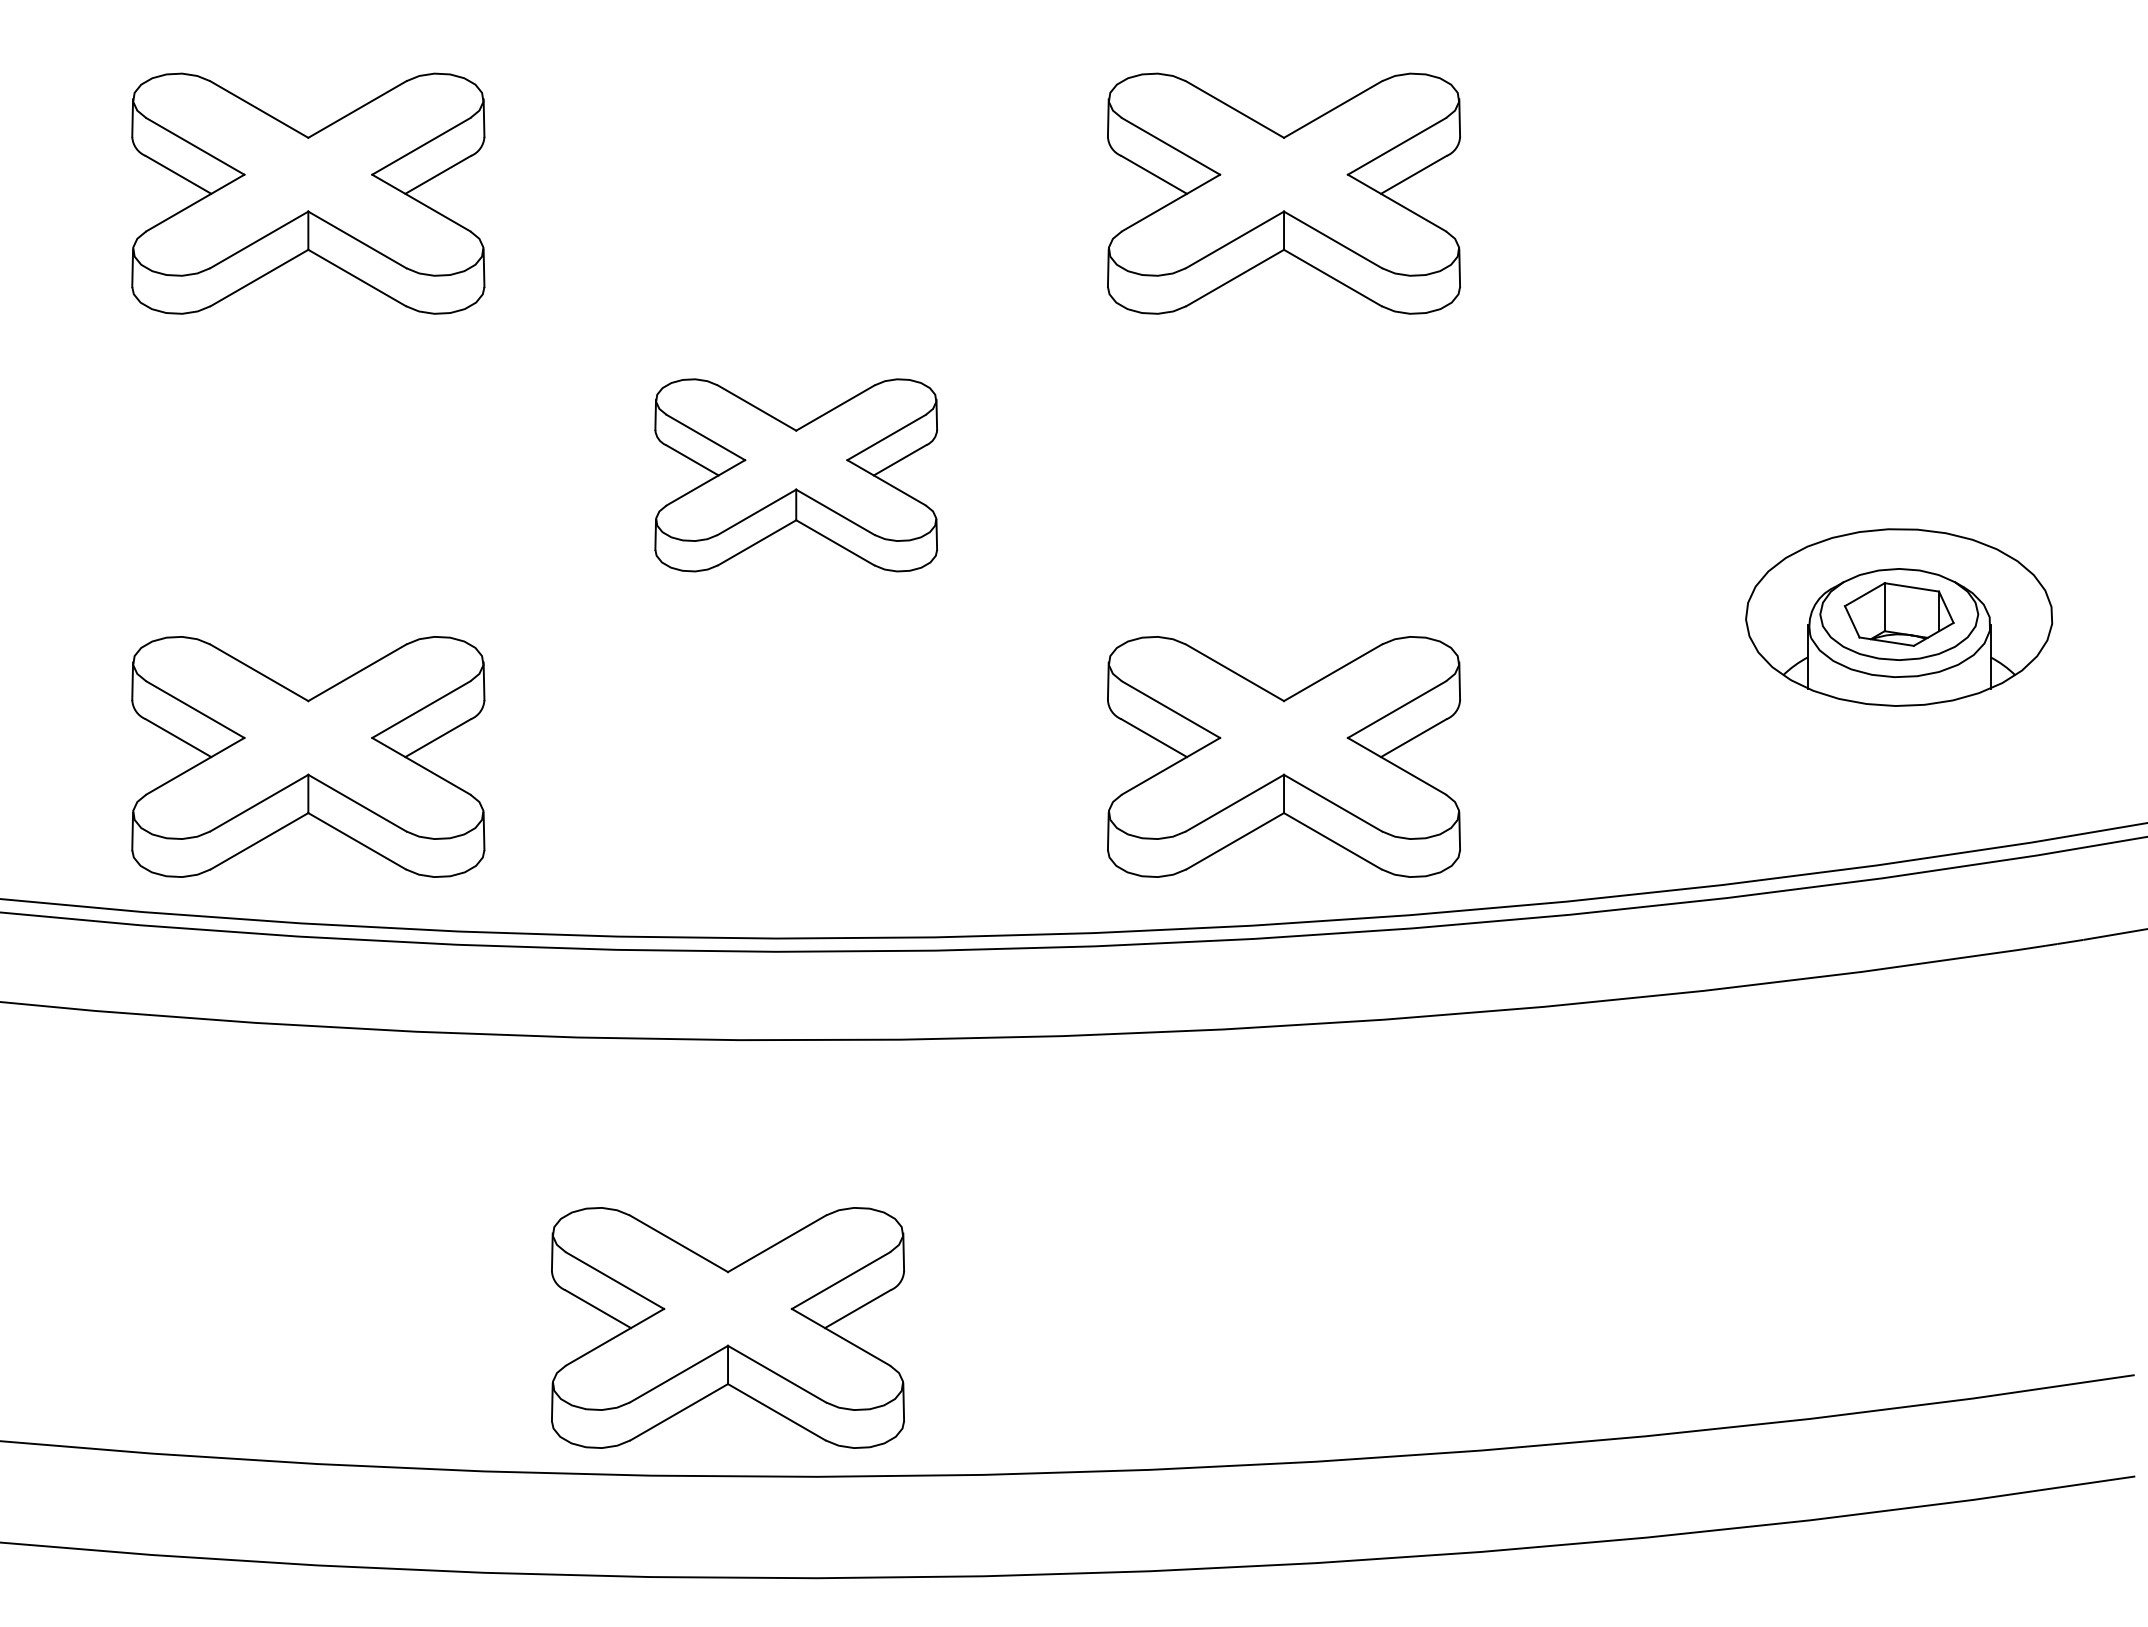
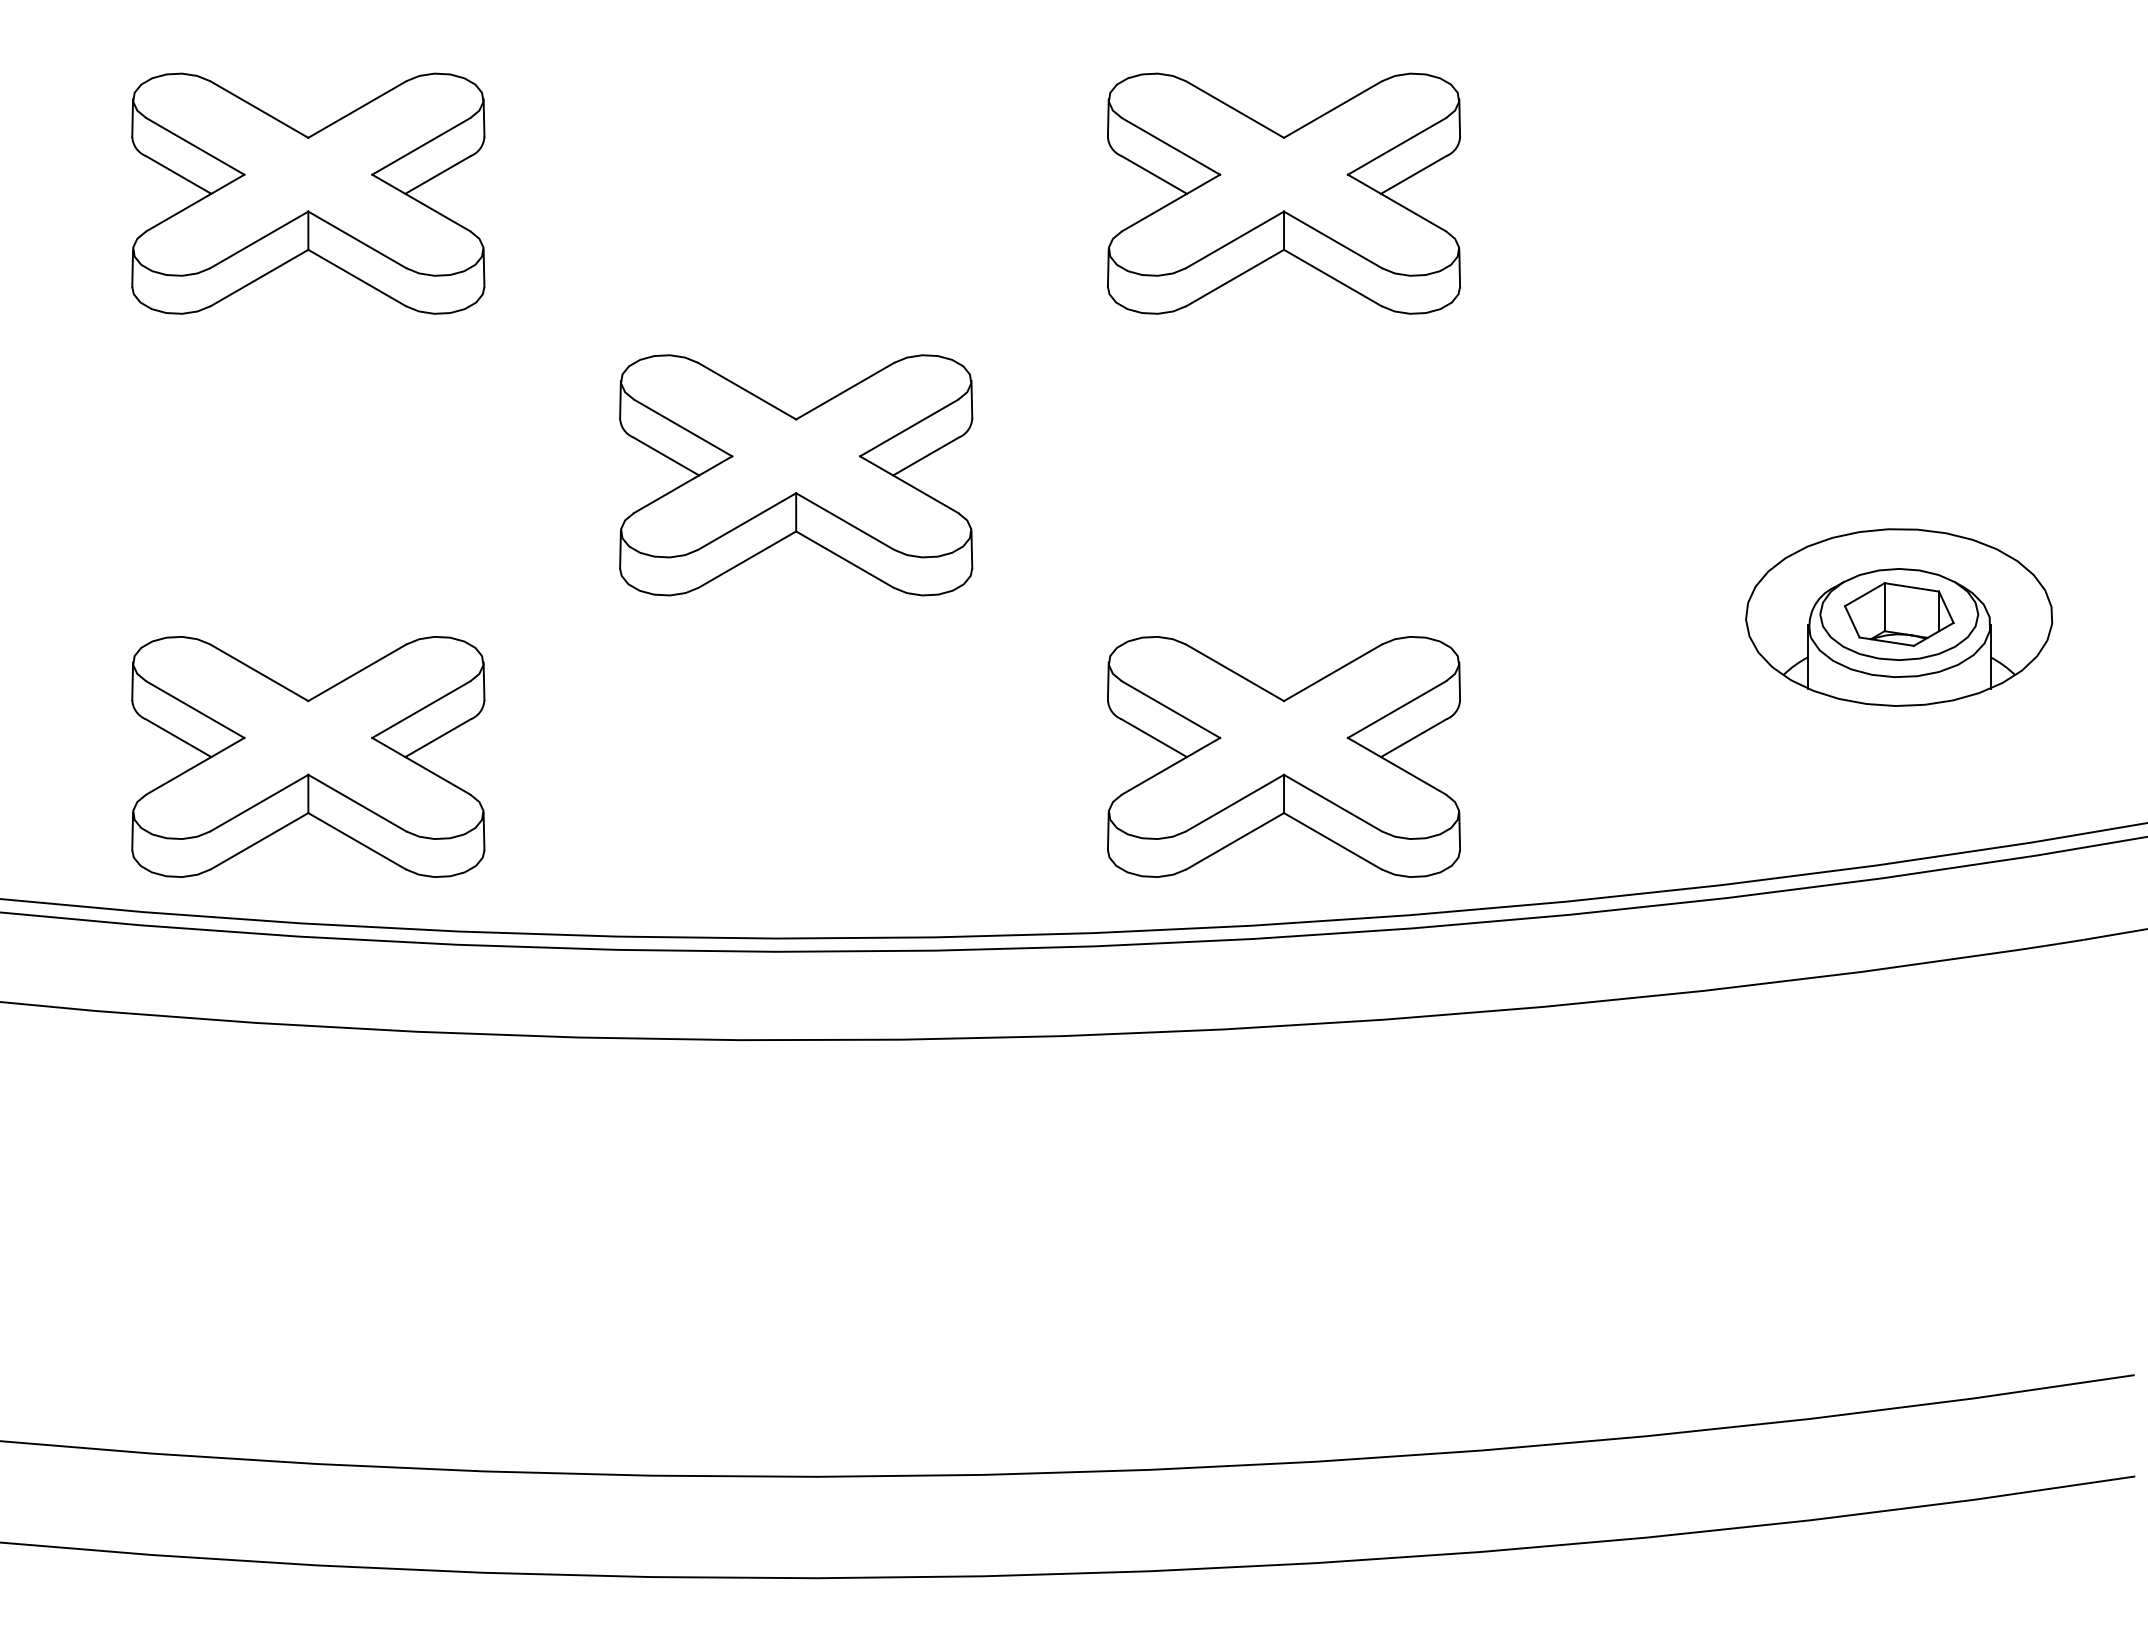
part size: 284x195 px -> 355x243 px (796, 475)
part: present -> none (727, 1327)
